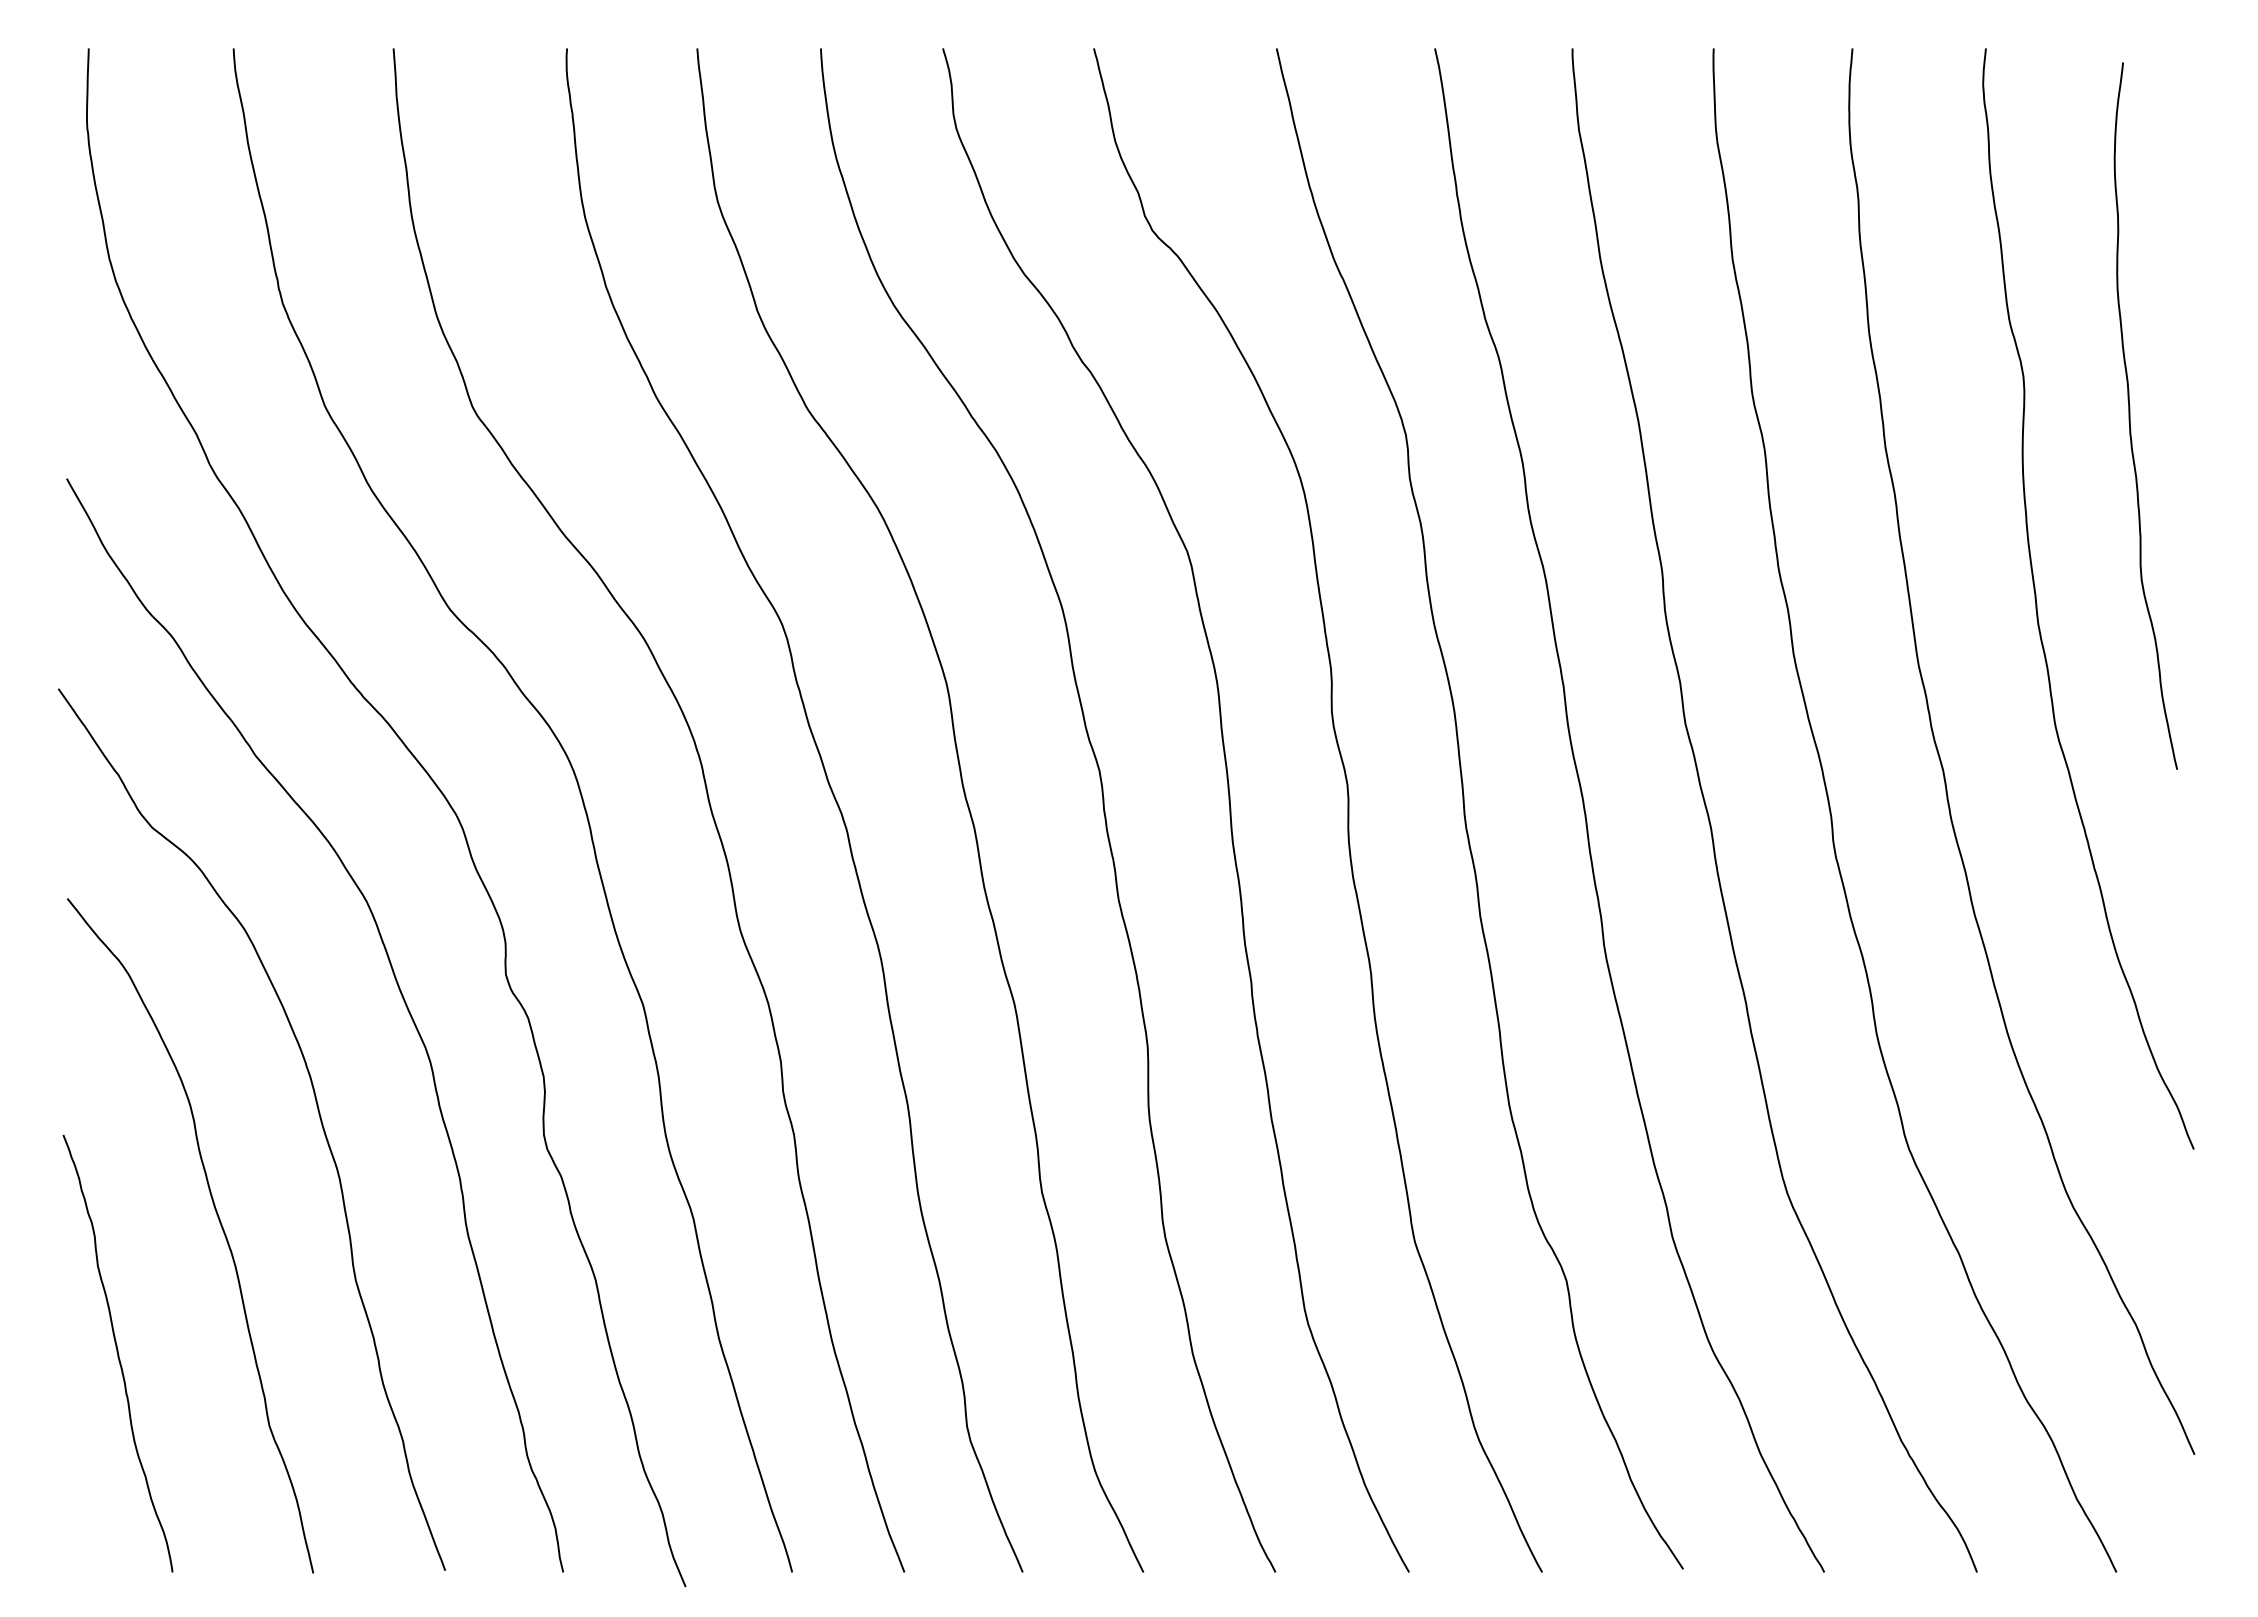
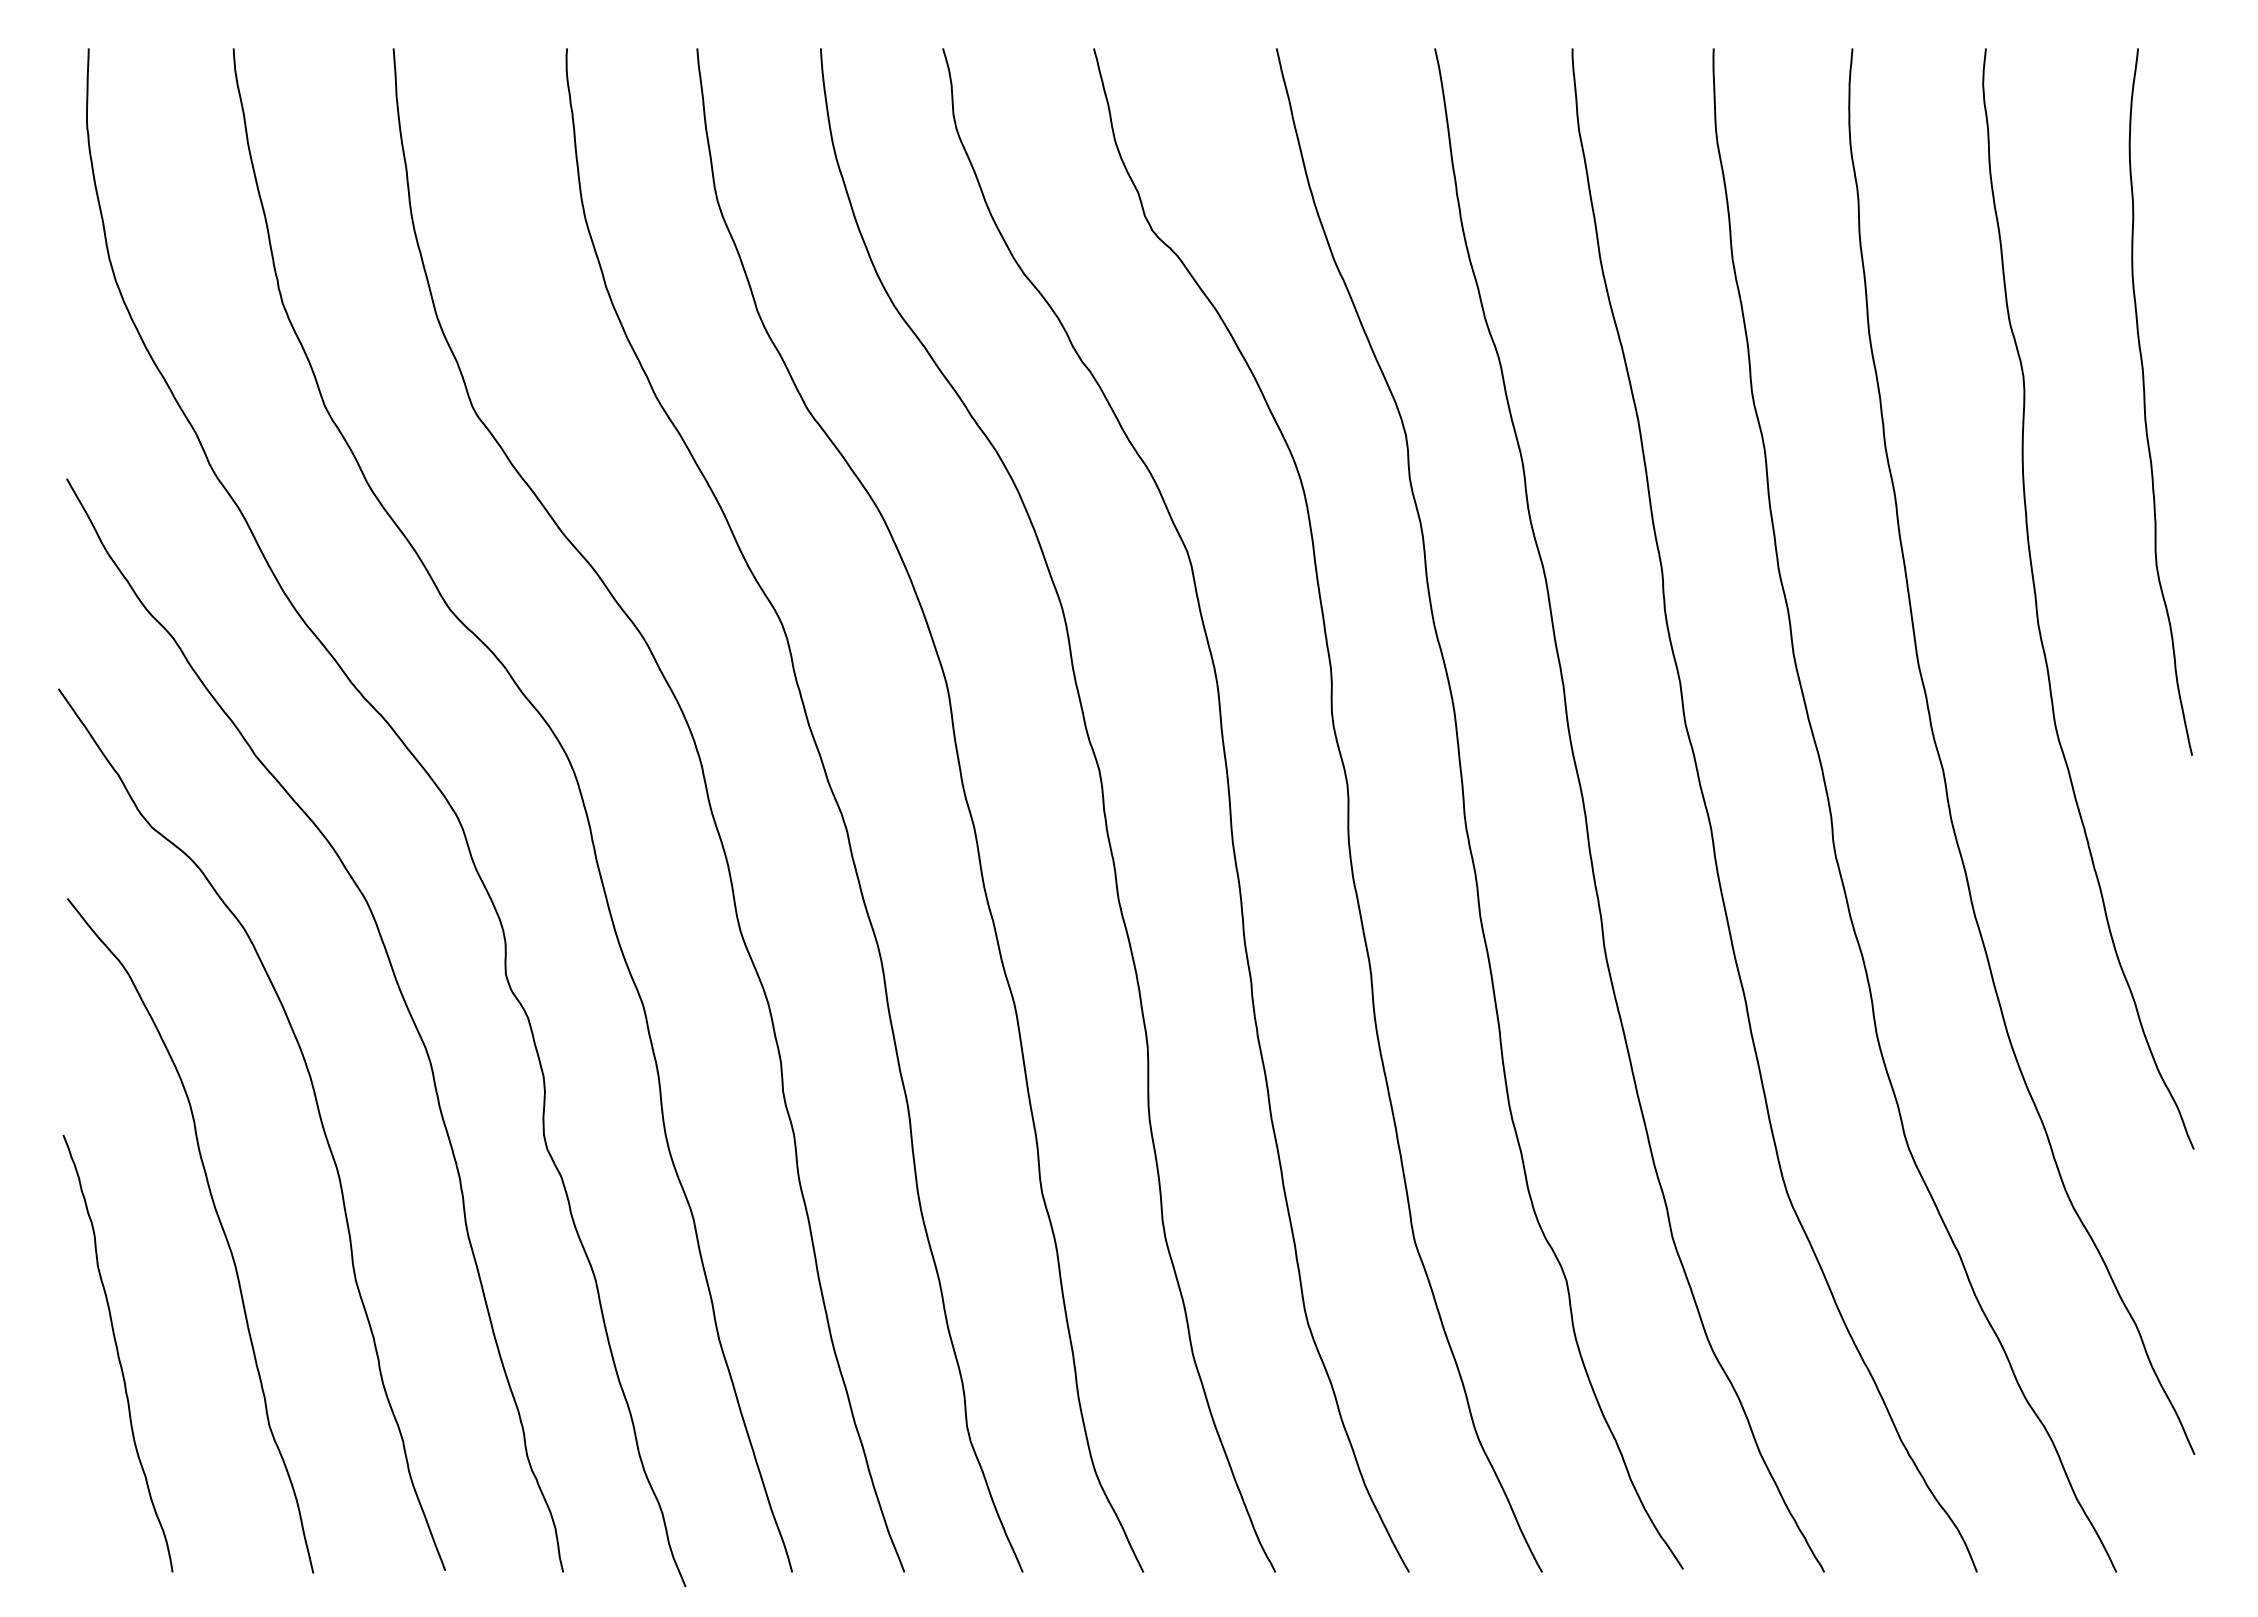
curve position: (2130, 415) -> (2145, 401) (2145, 401)
